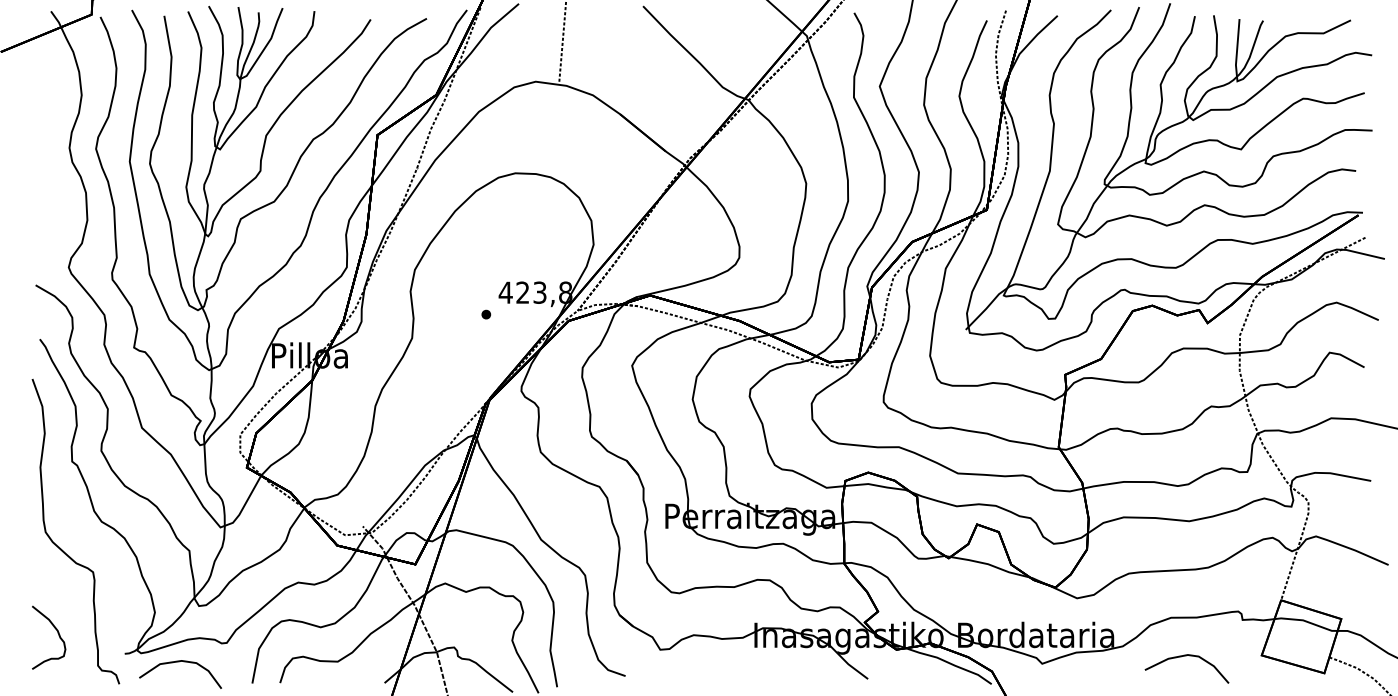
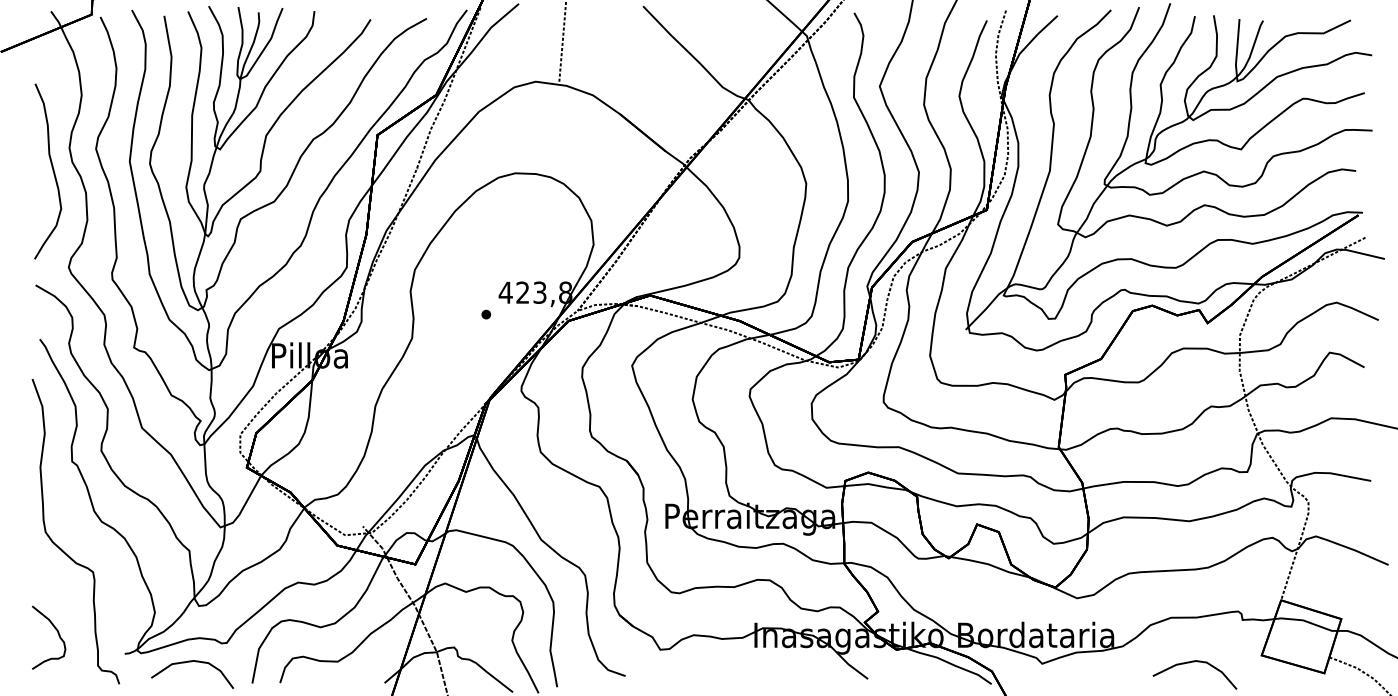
curve: none -> present (52, 171)
curve position: (1186, 656) -> (1194, 662) (1194, 662)
curve position: (179, 662) -> (191, 662) (191, 662)
